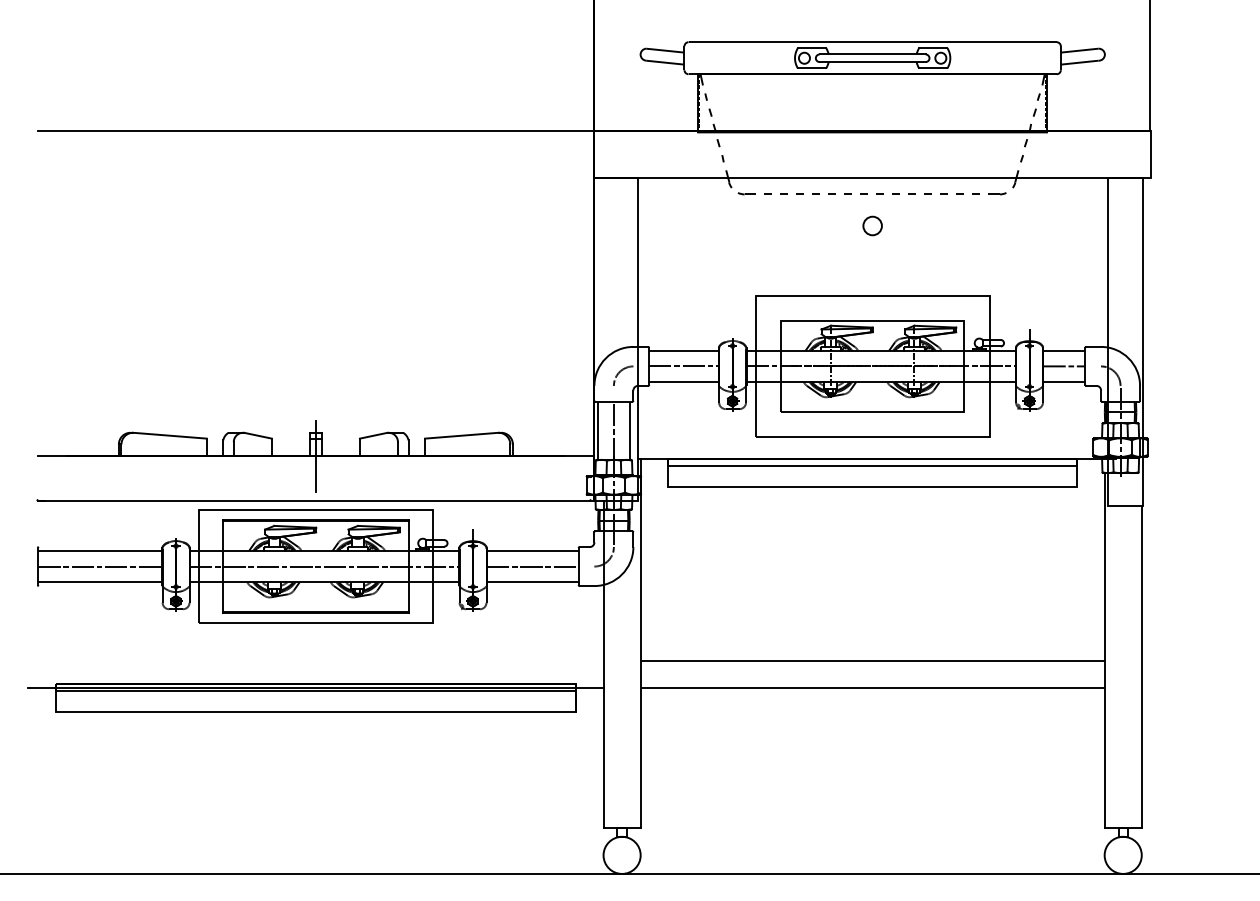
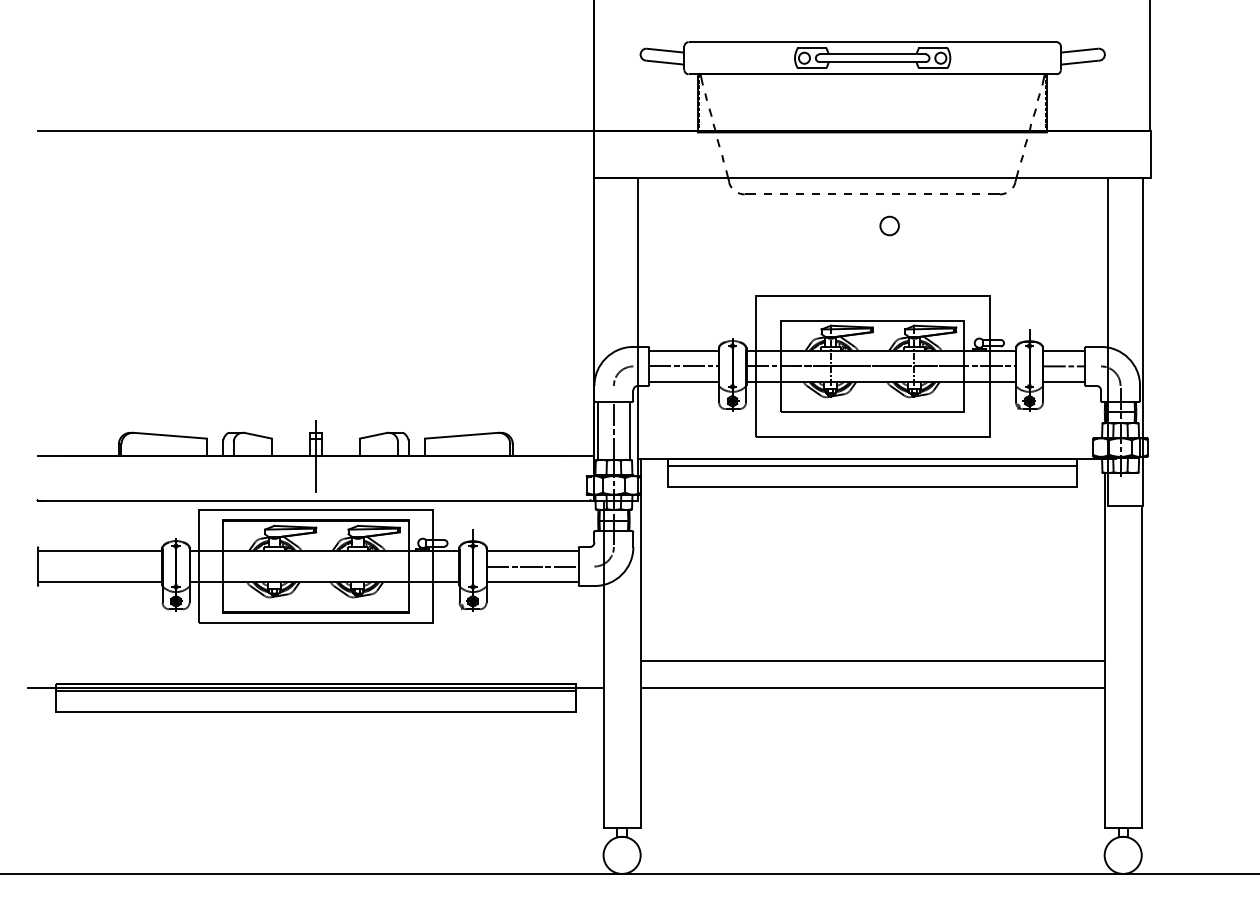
circle position: (872, 225) -> (889, 225) (889, 225)
line: present -> none (100, 566)
line: present -> none (324, 566)
